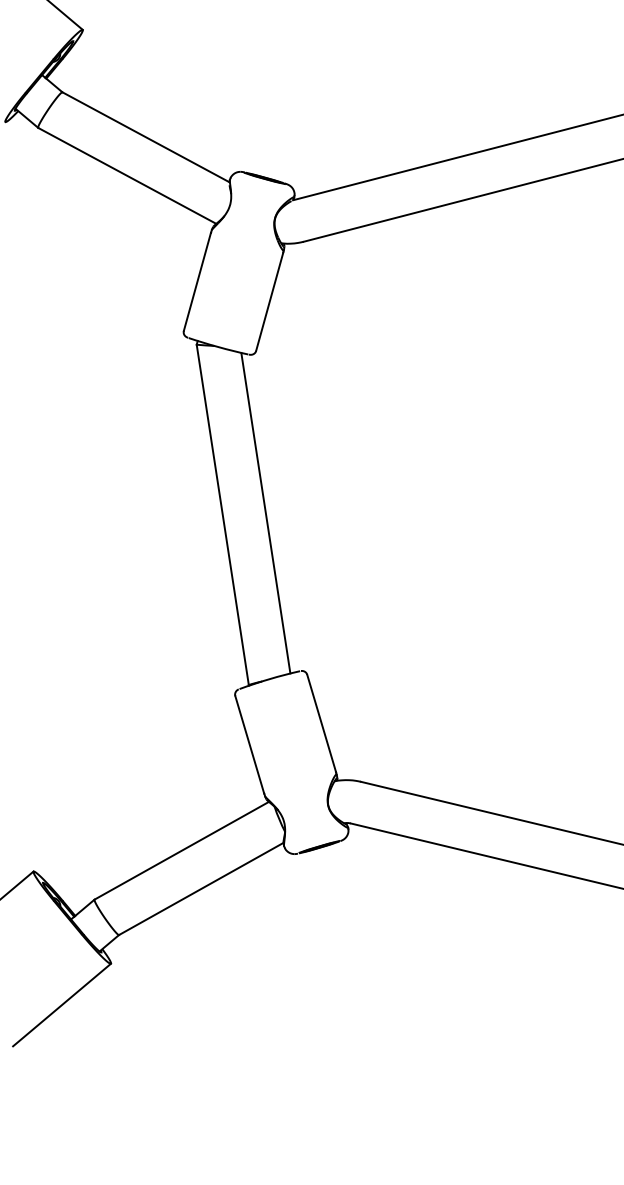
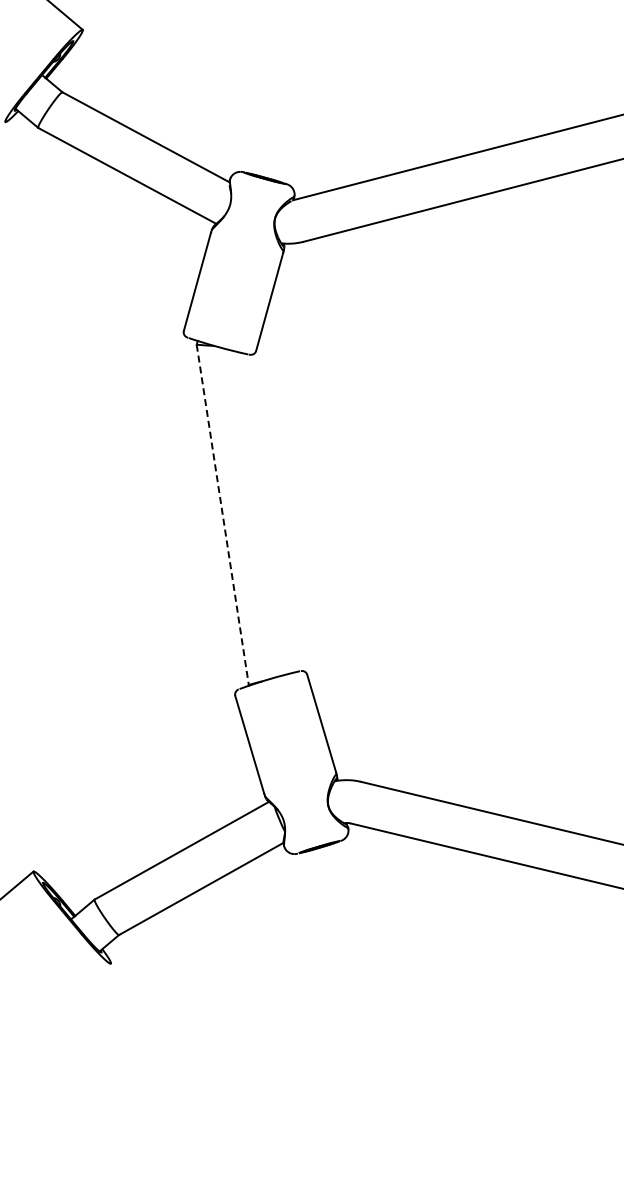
line: present -> none (265, 513)
line: solid -> dashed (222, 515)
line: present -> none (61, 1004)
